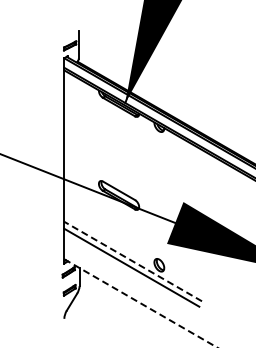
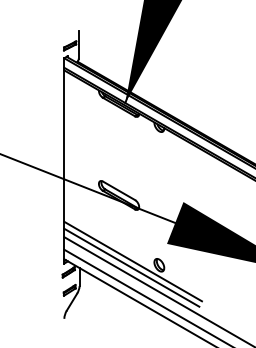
line: dashed -> solid (132, 261)
line: none -> present (157, 290)
line: none -> present (146, 296)
line: dashed -> solid (141, 303)
